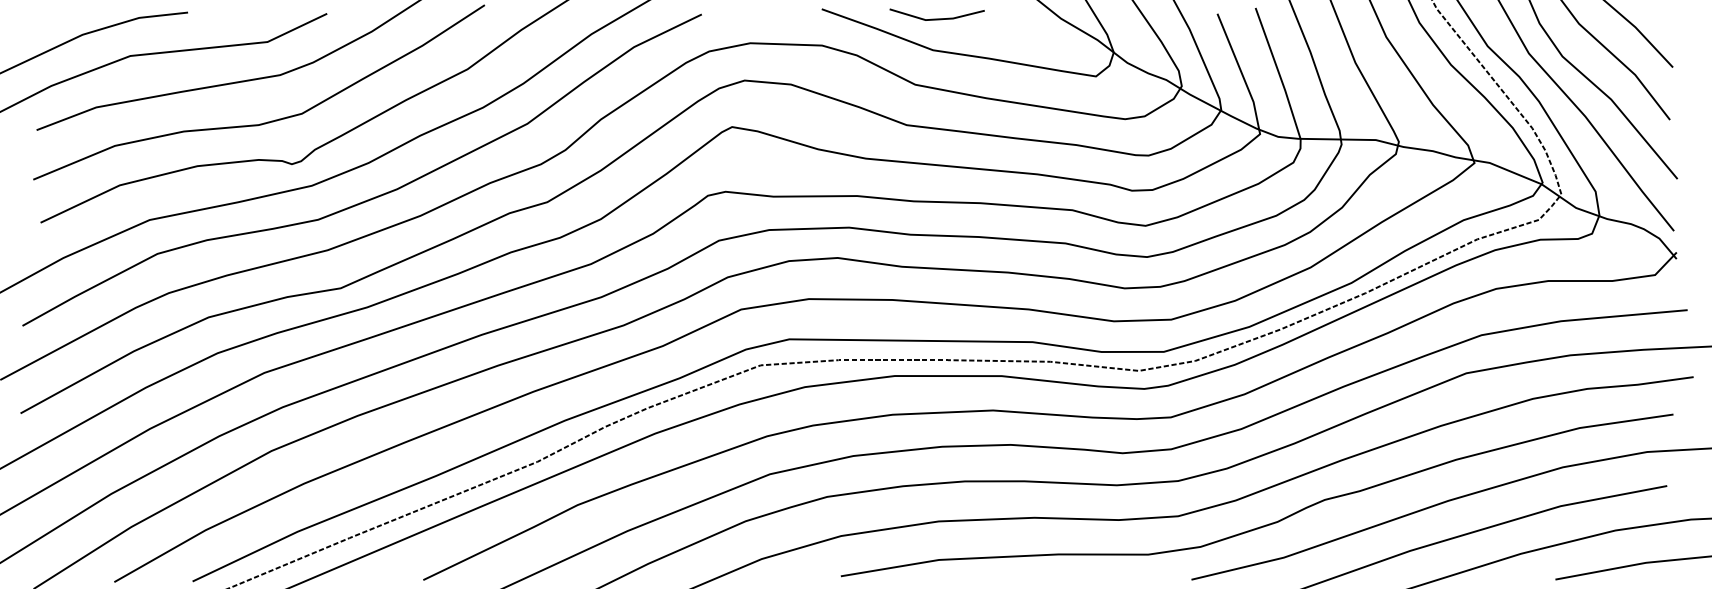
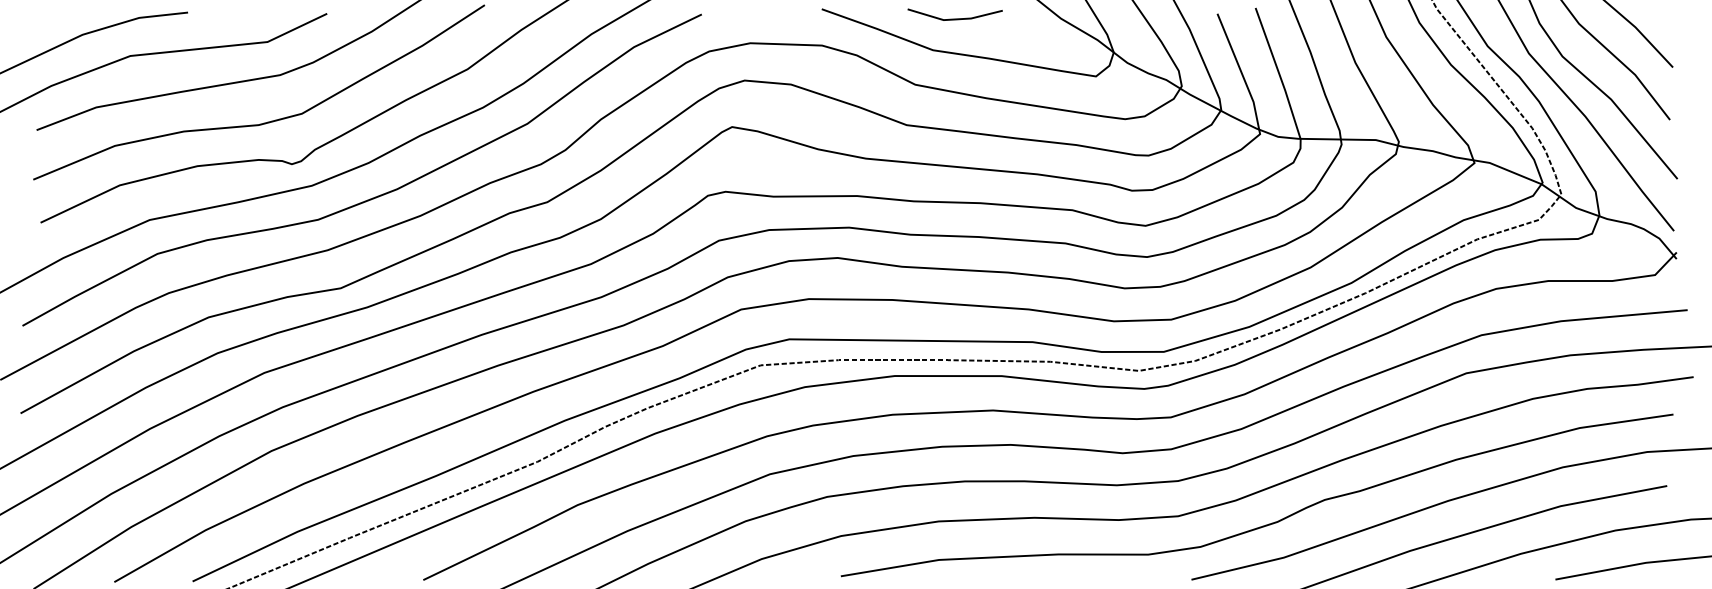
line position: (936, 18) -> (954, 18) (954, 18)
